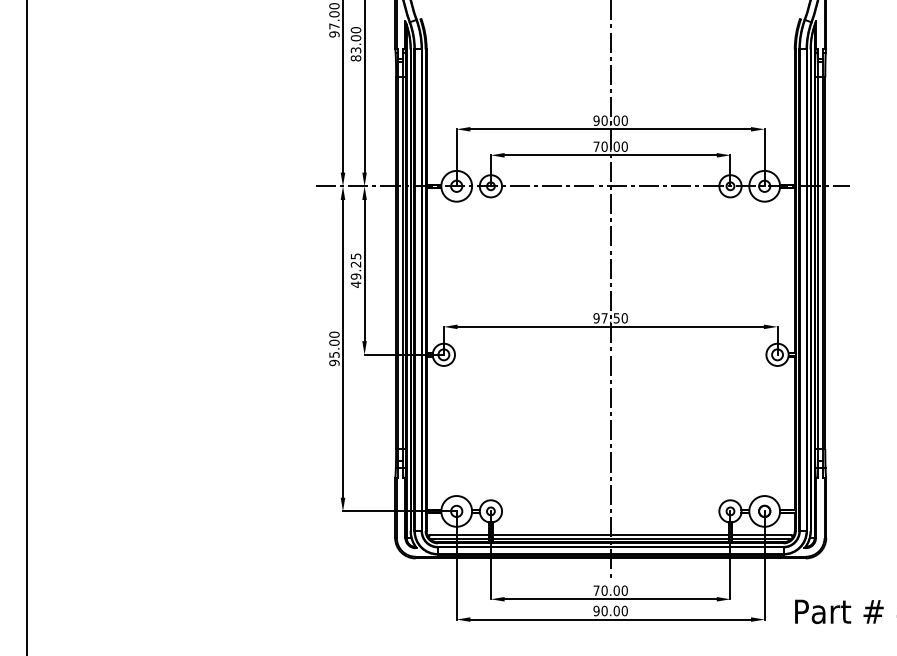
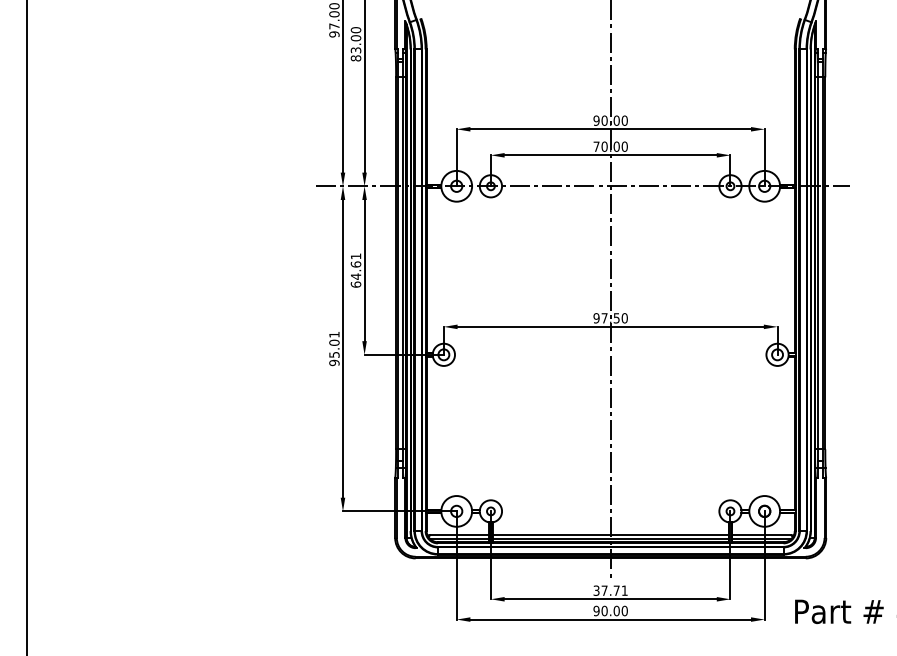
text: 49.25 -> 64.61 (355, 270)
text: 95.00 -> 95.01 (334, 334)
text: 70.00 -> 37.71 (610, 590)
